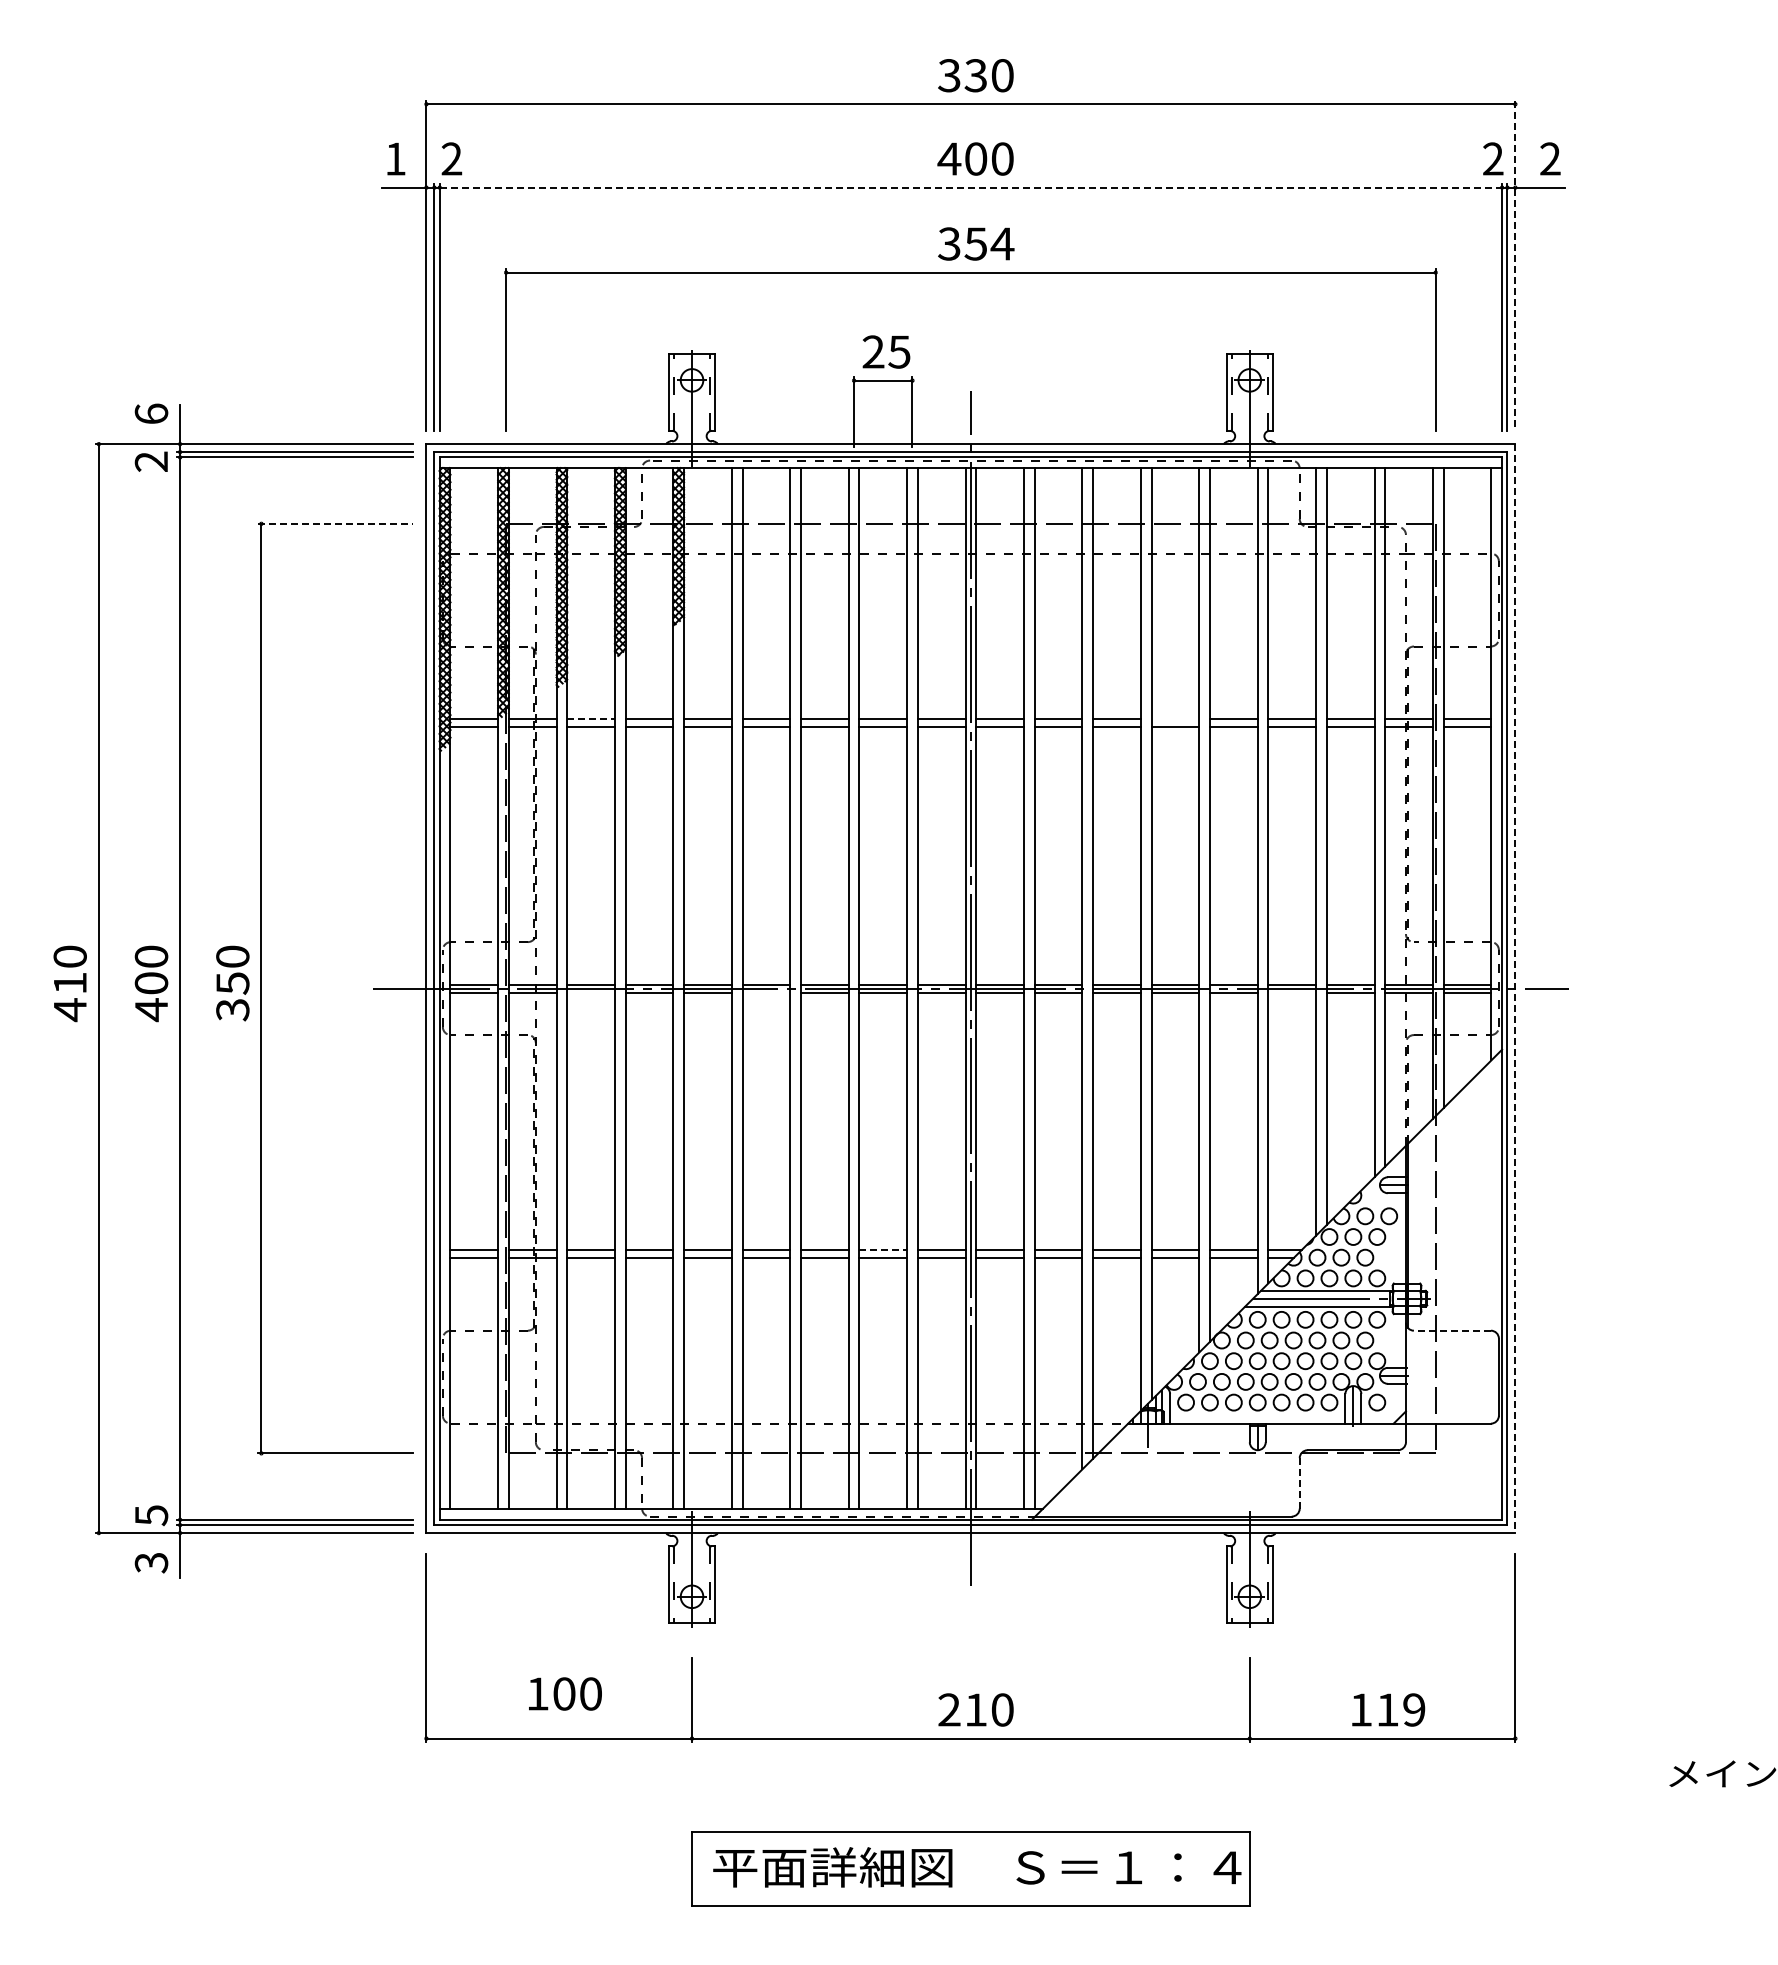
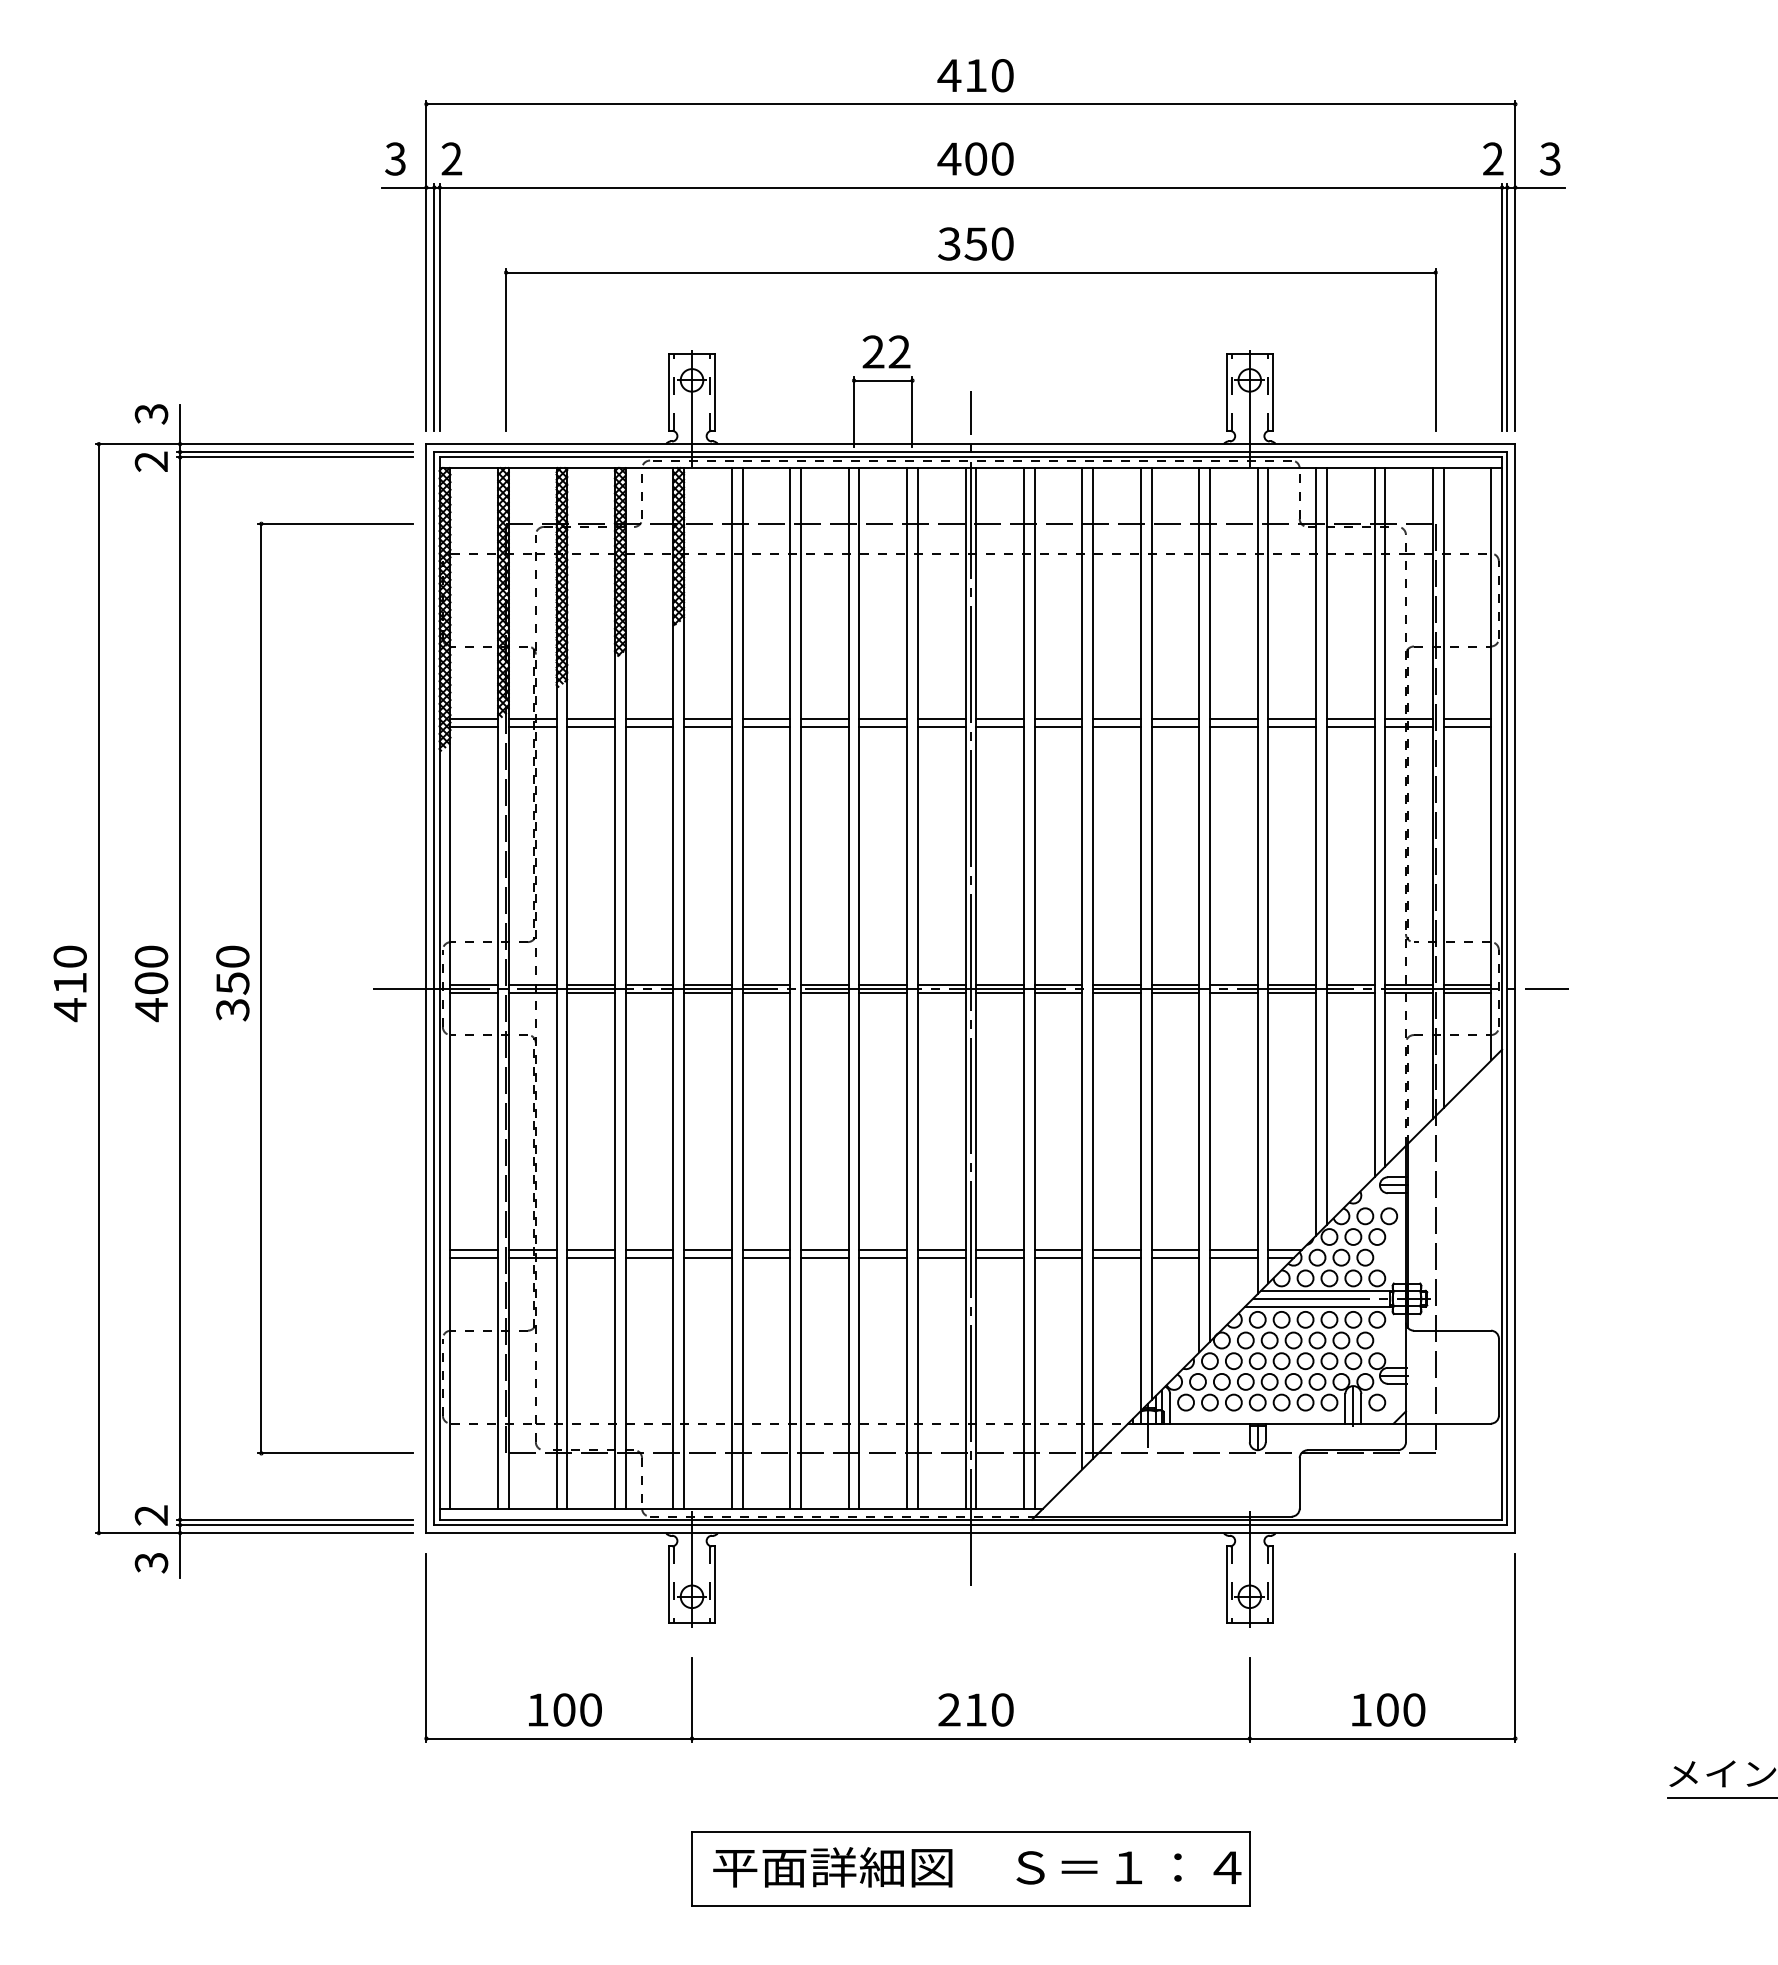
text: 330 -> 410 (961, 75)
text: 1 -> 3 (395, 158)
text: 2 -> 3 (1549, 159)
line: dashed -> solid (971, 187)
text: 354 -> 350 (1002, 243)
line: dashed -> solid (1515, 265)
text: 25 -> 22 (899, 351)
text: 6 -> 3 (151, 413)
line: dashed -> solid (336, 523)
line: dashed -> solid (591, 719)
line: none -> present (1175, 719)
line: dashed -> solid (1515, 989)
line: none -> present (591, 992)
line: none -> present (766, 992)
line: none -> present (1292, 992)
line: dashed -> solid (883, 1250)
line: dashed -> solid (1452, 1330)
line: dashed -> solid (1299, 1482)
text: 5 -> 2 (151, 1515)
text position: (565, 1693) -> (565, 1709) (565, 1709)
text: 119 -> 100 (1401, 1709)
line: none -> present (1721, 1797)
